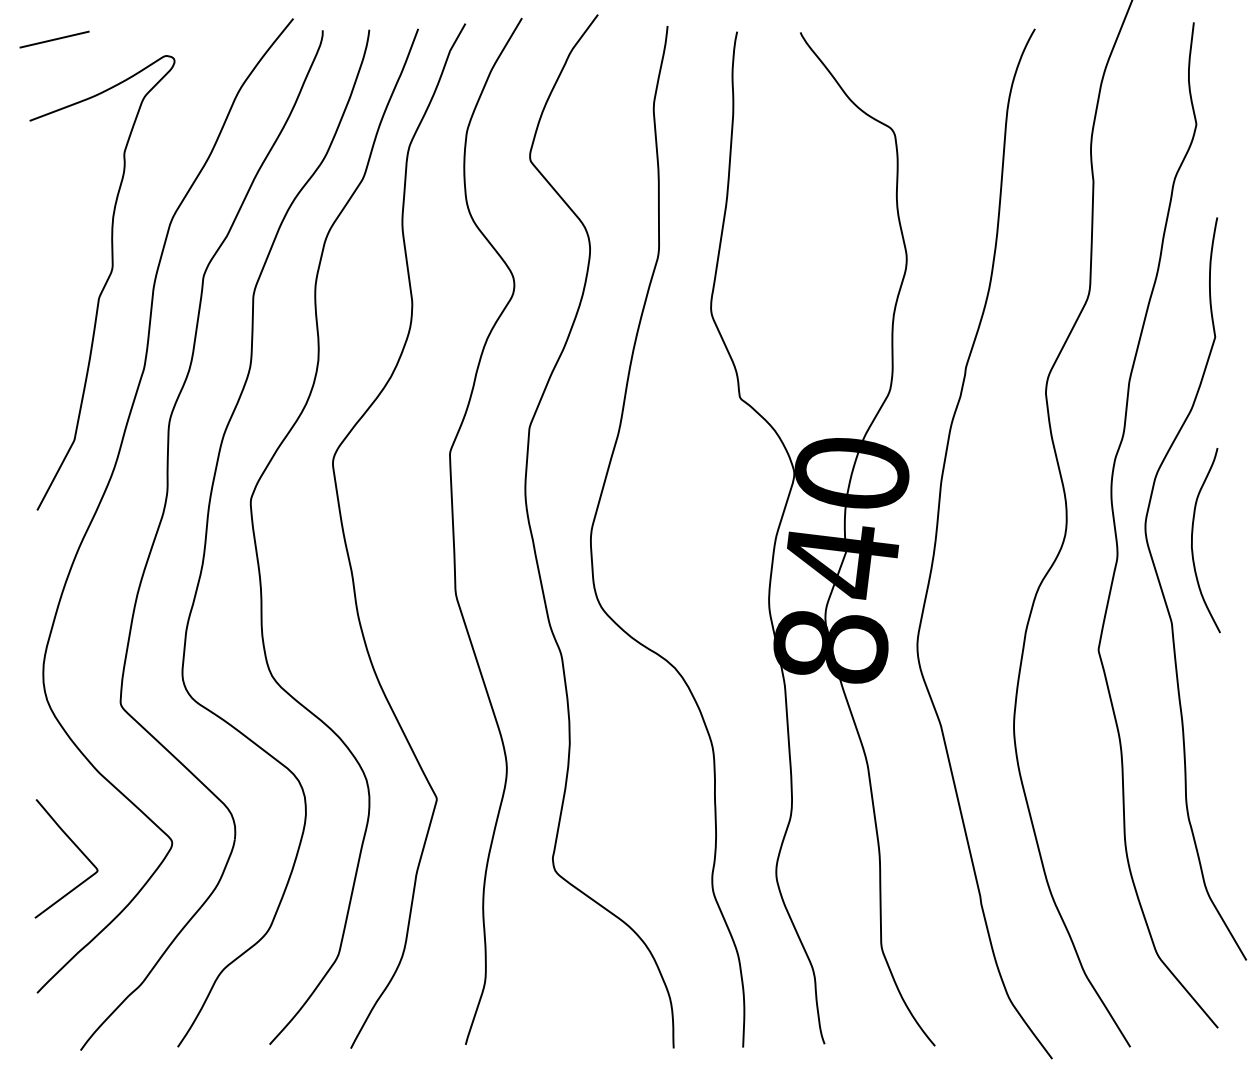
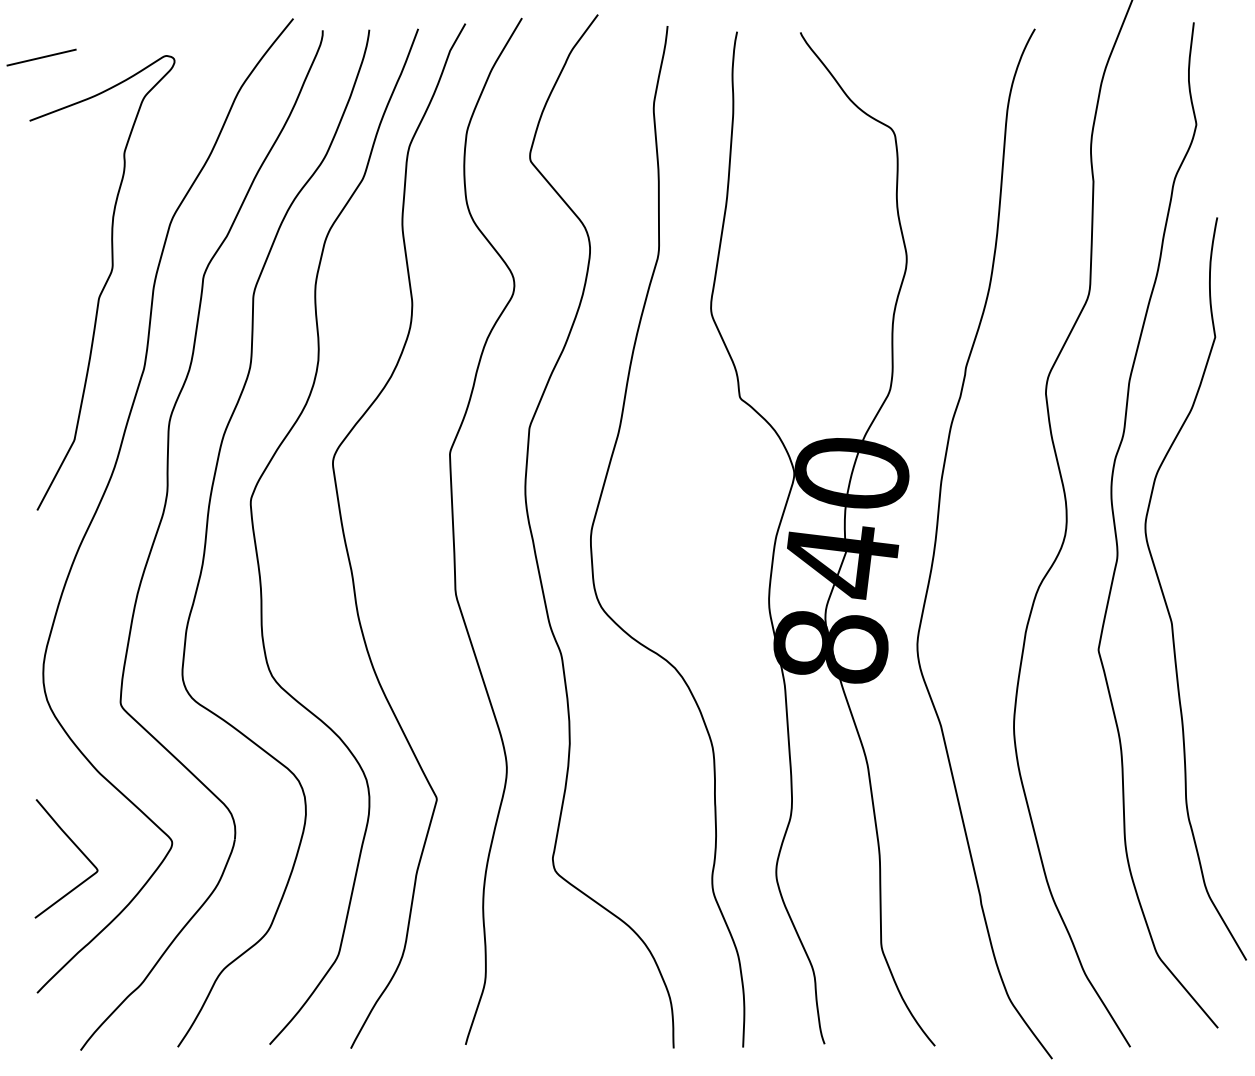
line position: (54, 39) -> (41, 57) (41, 57)
curve: present -> none (1192, 540)
